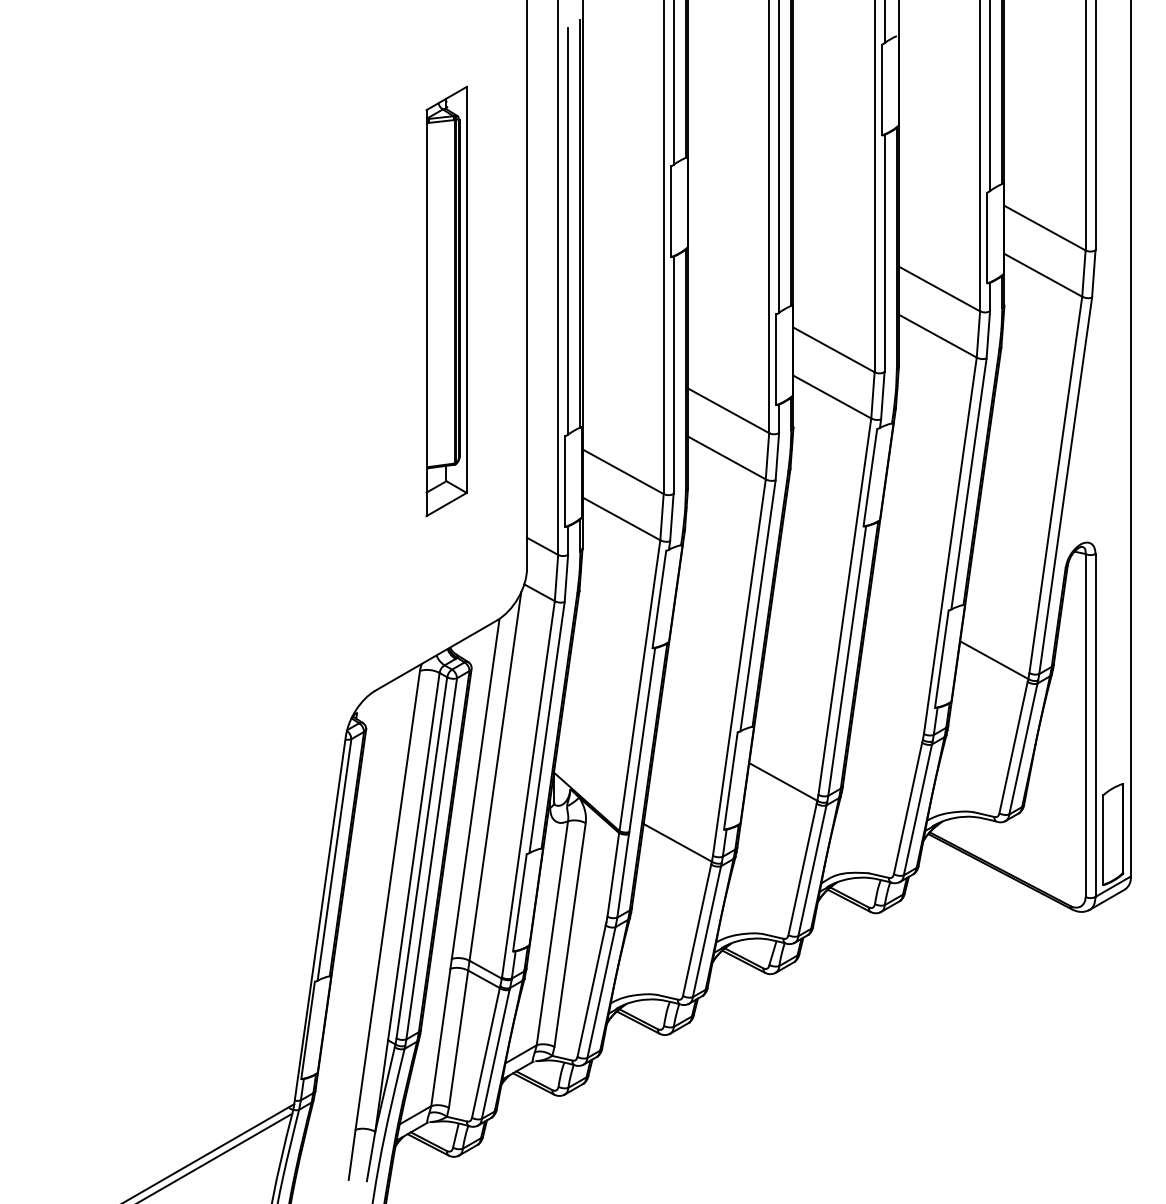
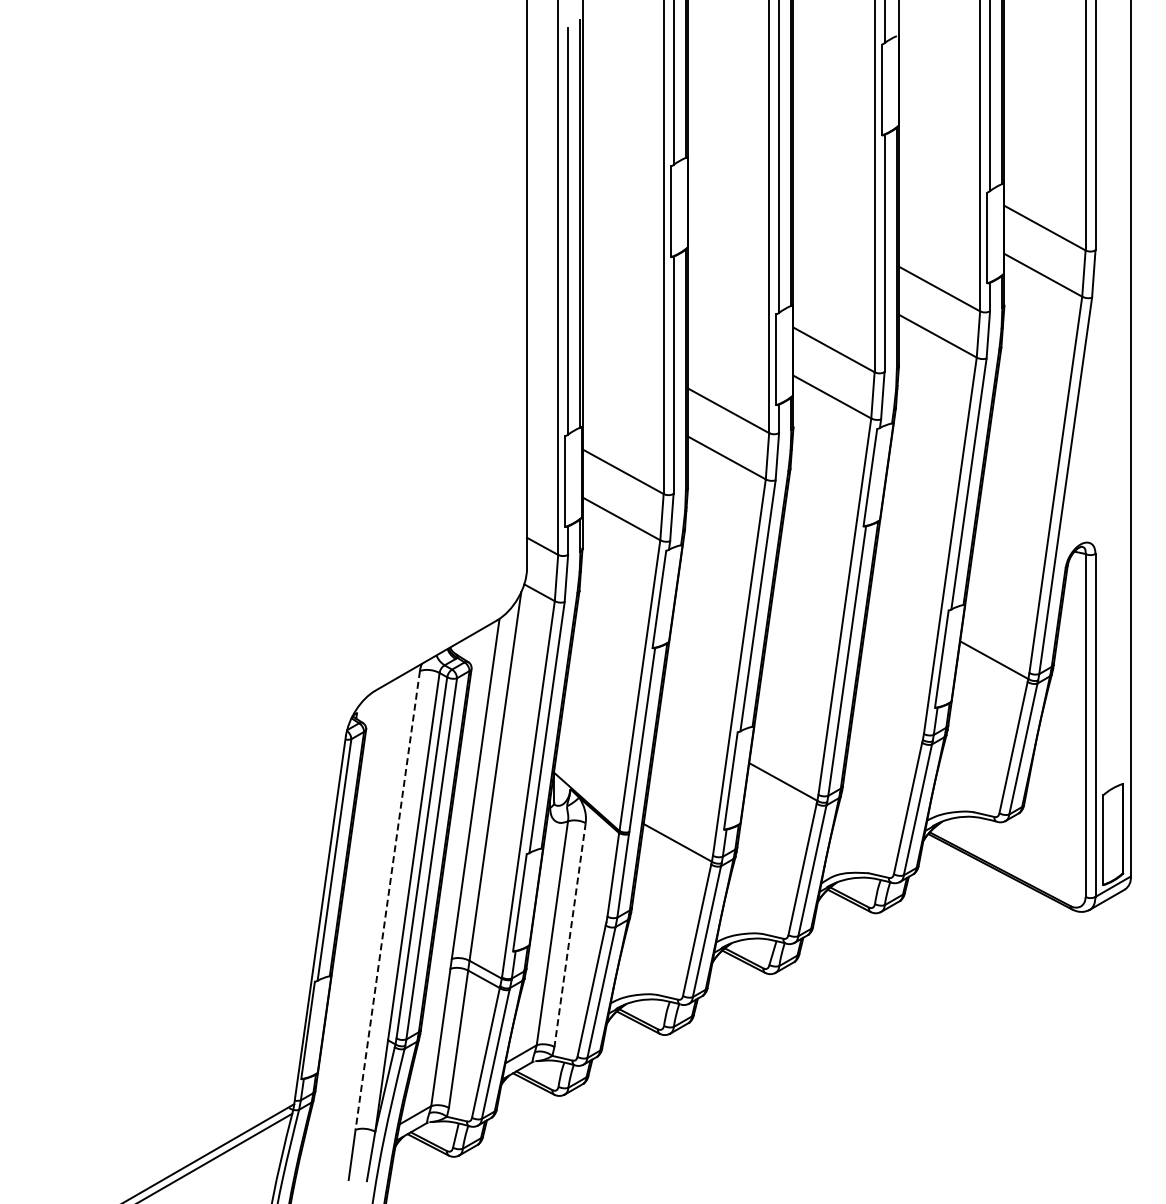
part: present -> none (446, 301)
line: solid -> dashed (387, 900)
line: solid -> dashed (570, 935)
